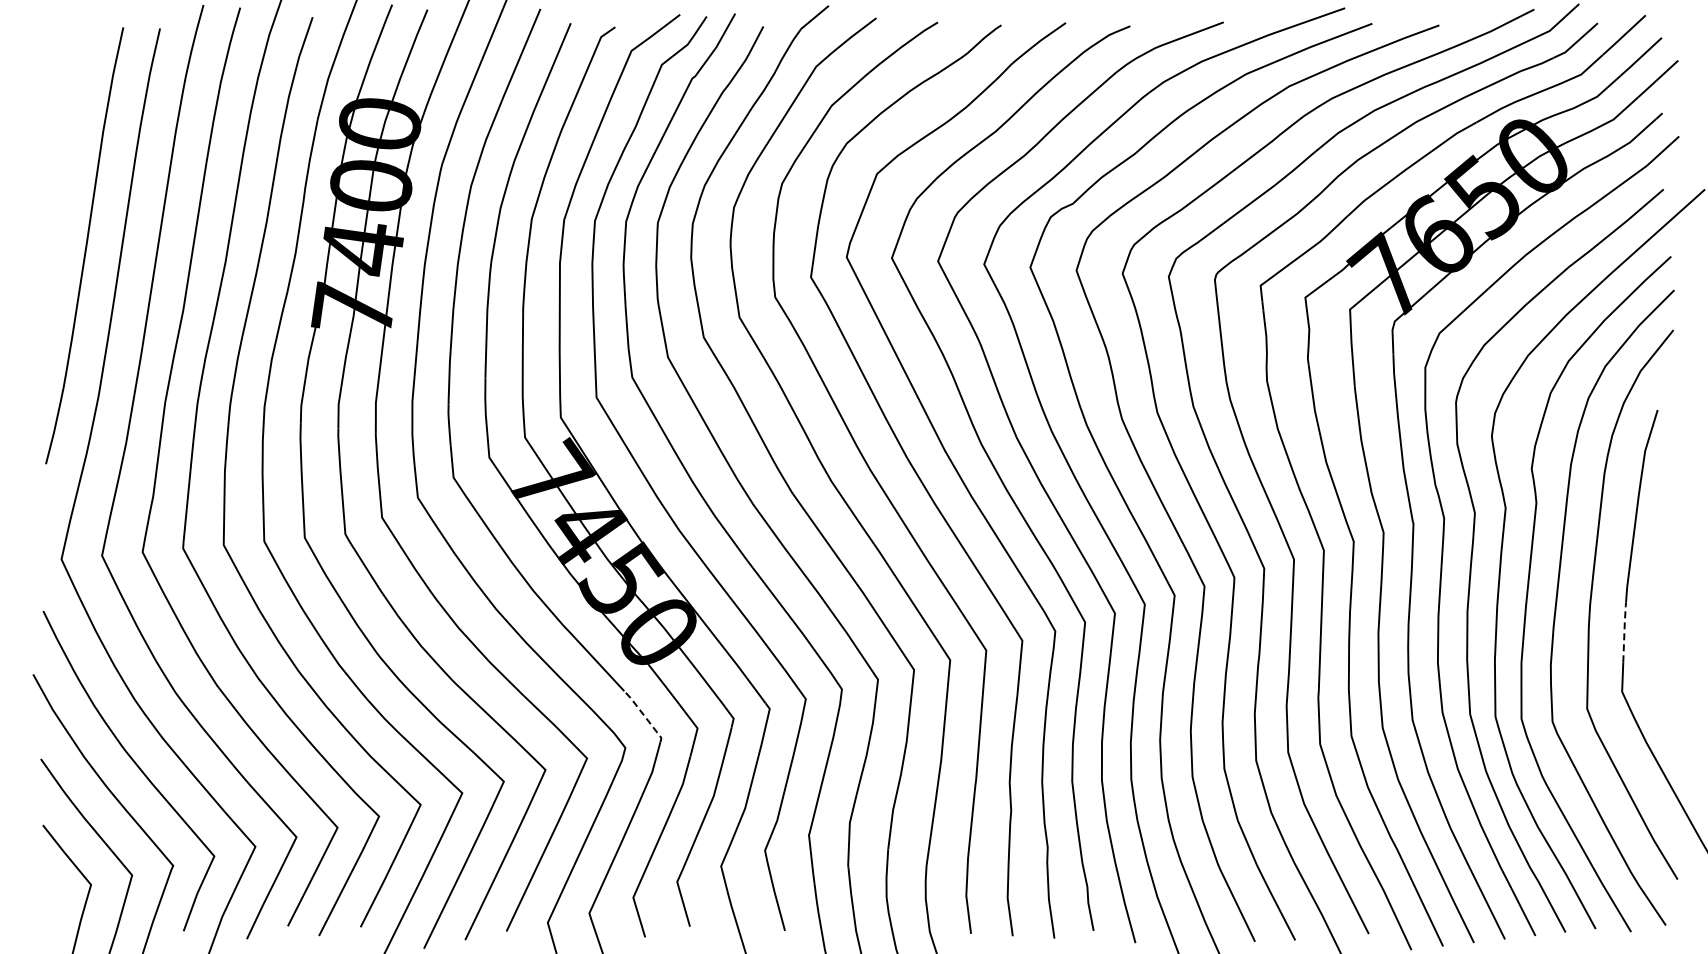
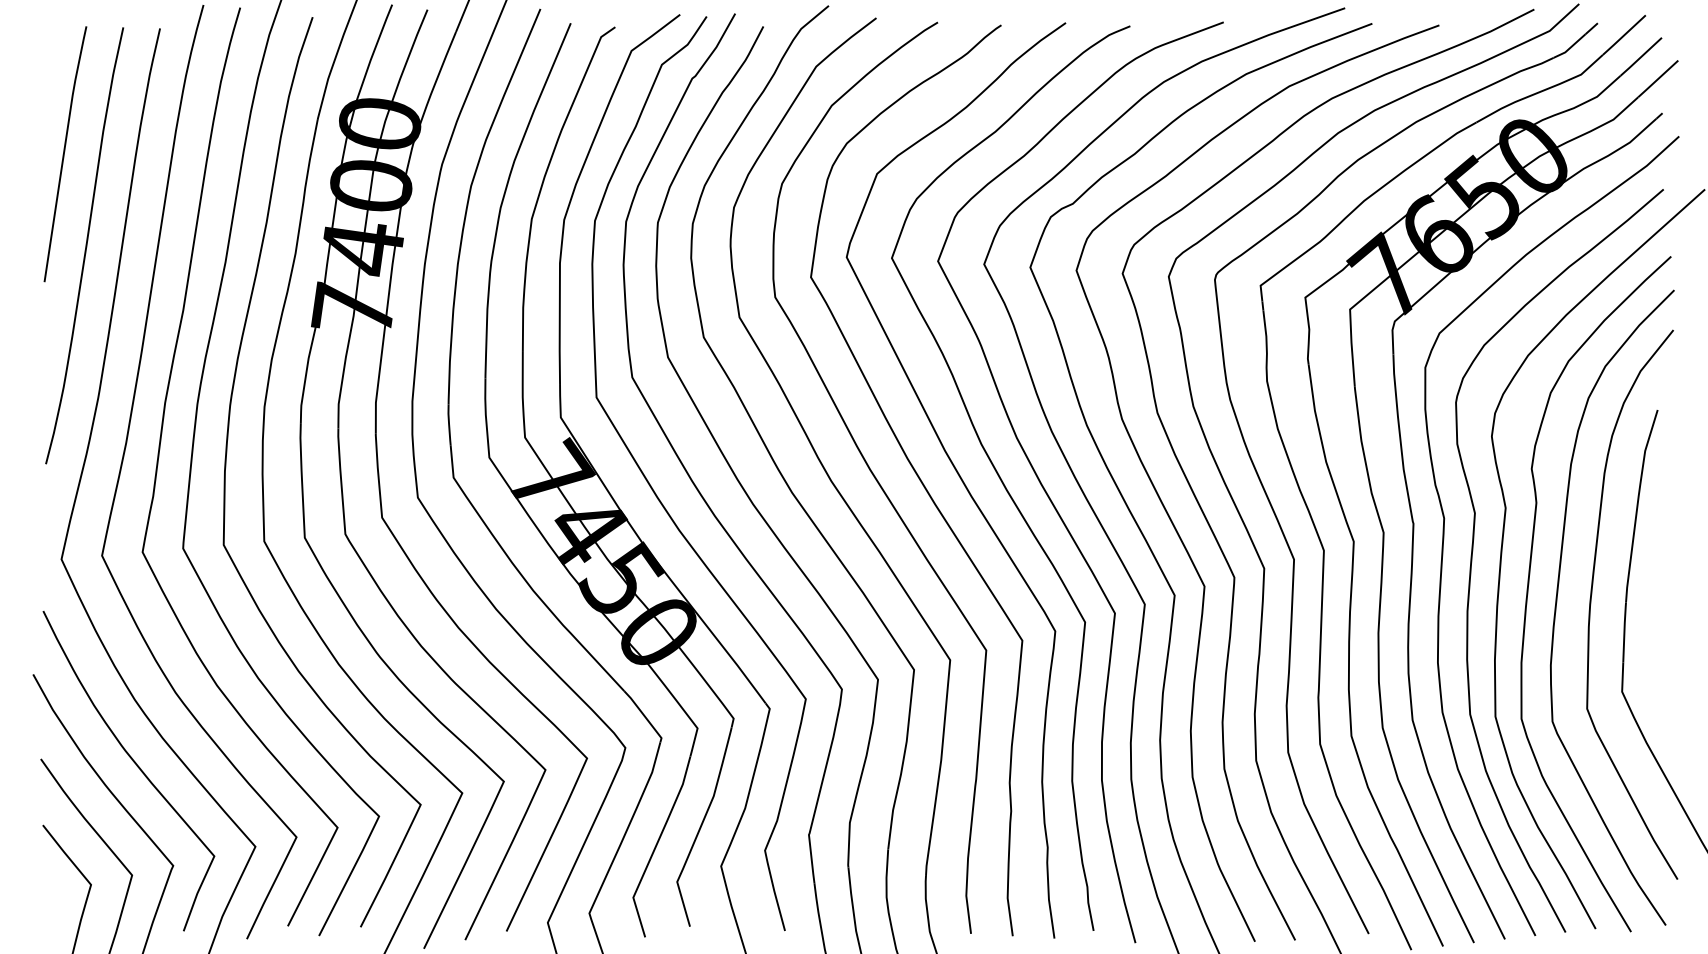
line: none -> present (64, 154)
line: dashed -> solid (1624, 630)
line: dashed -> solid (644, 716)
